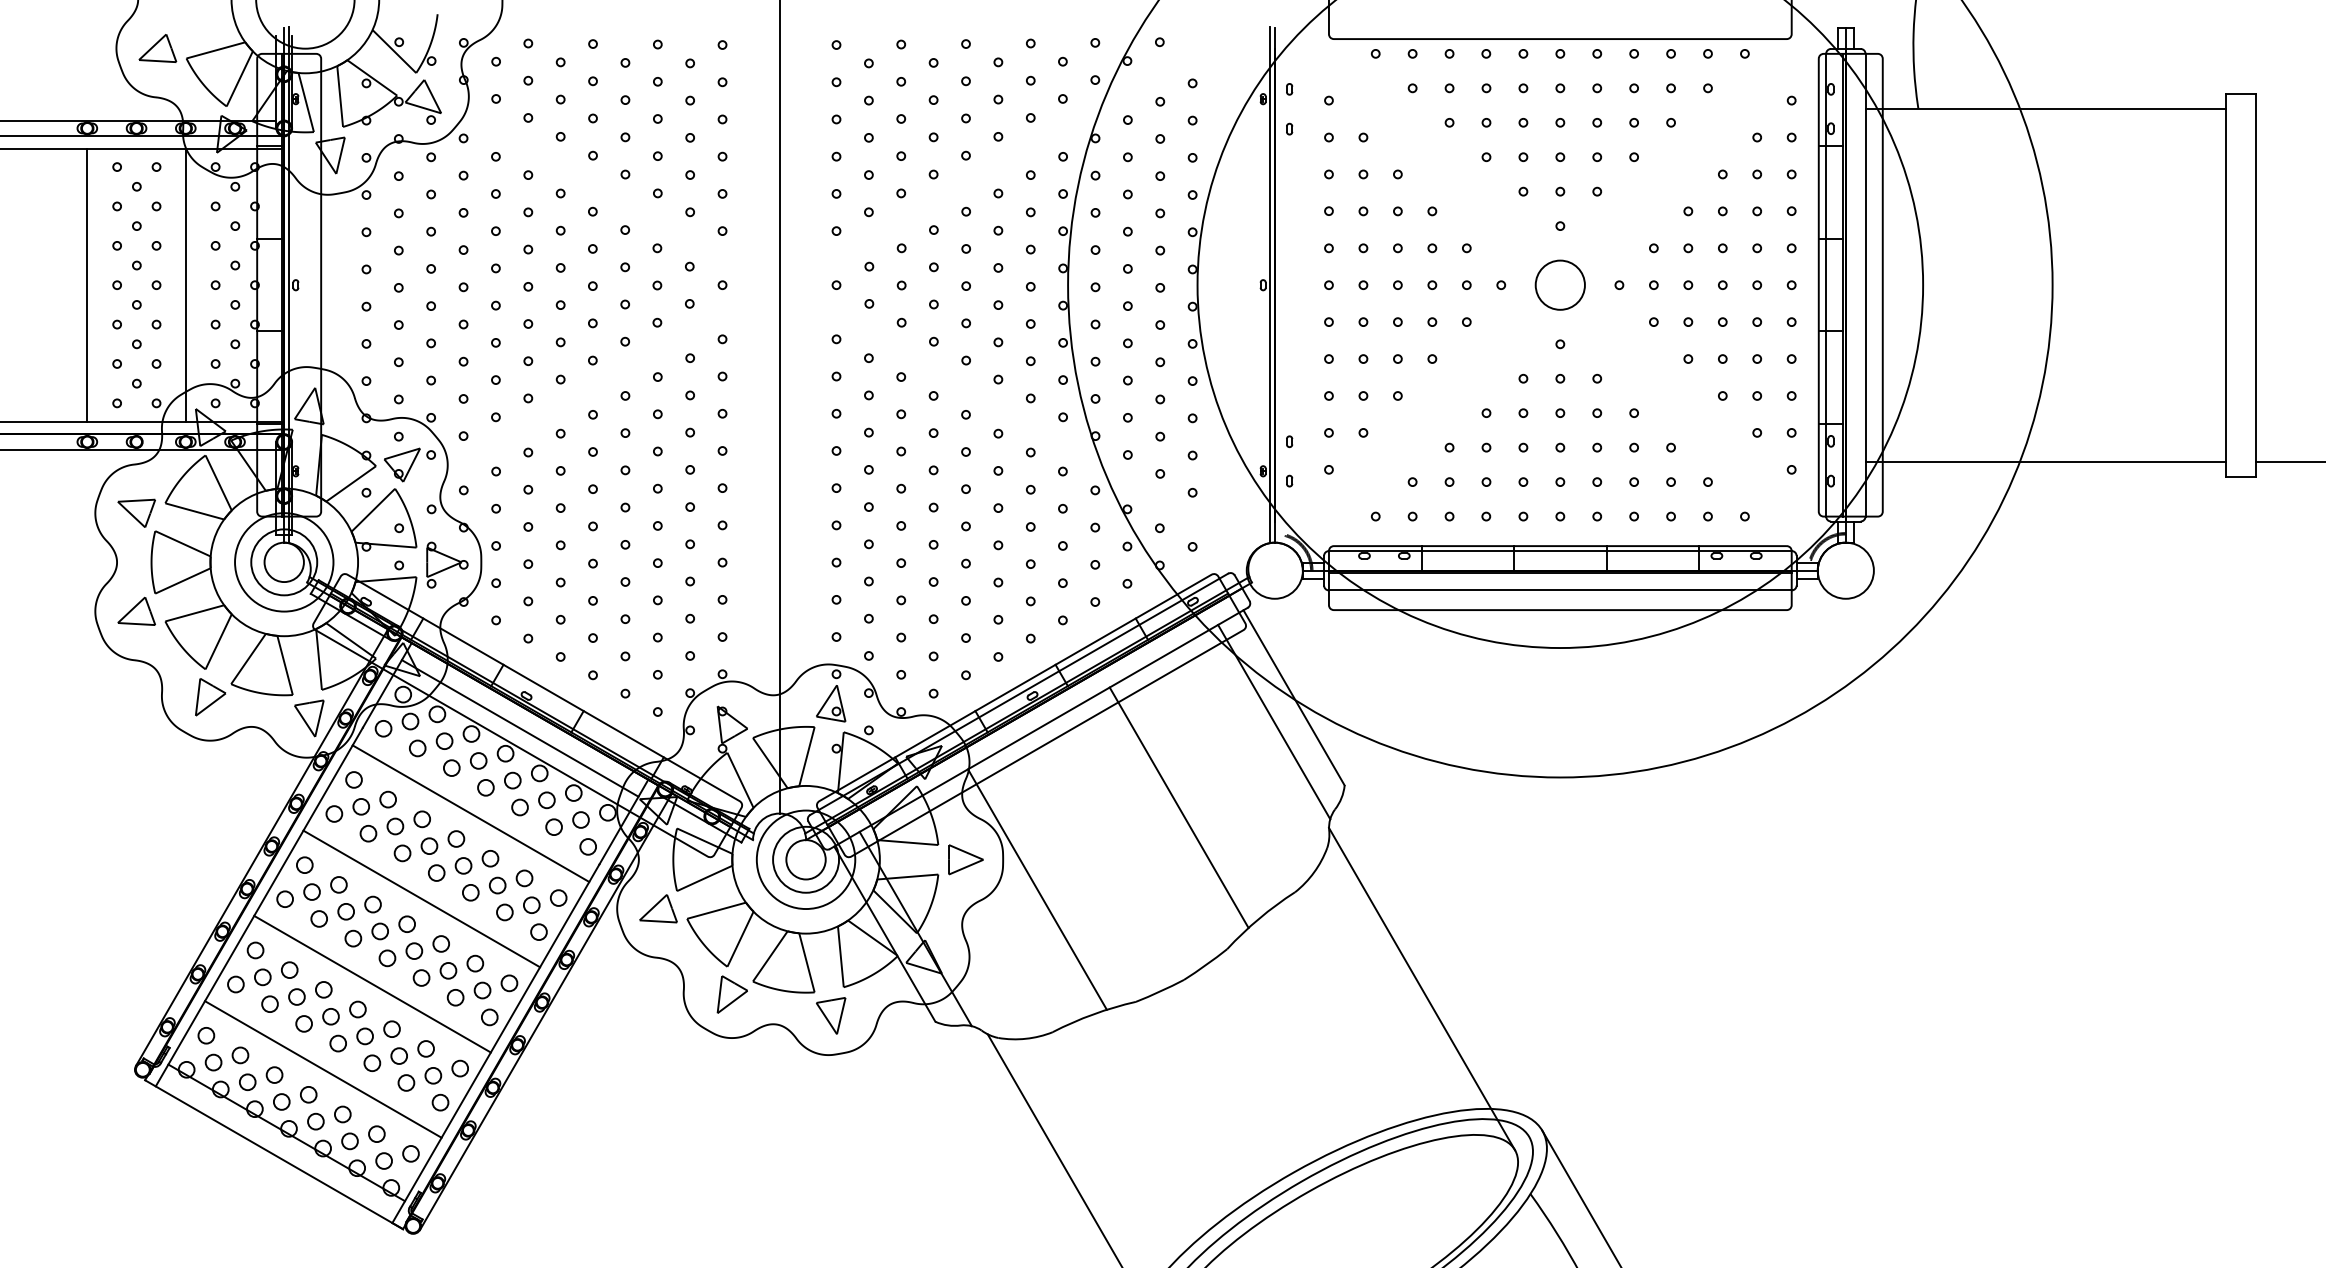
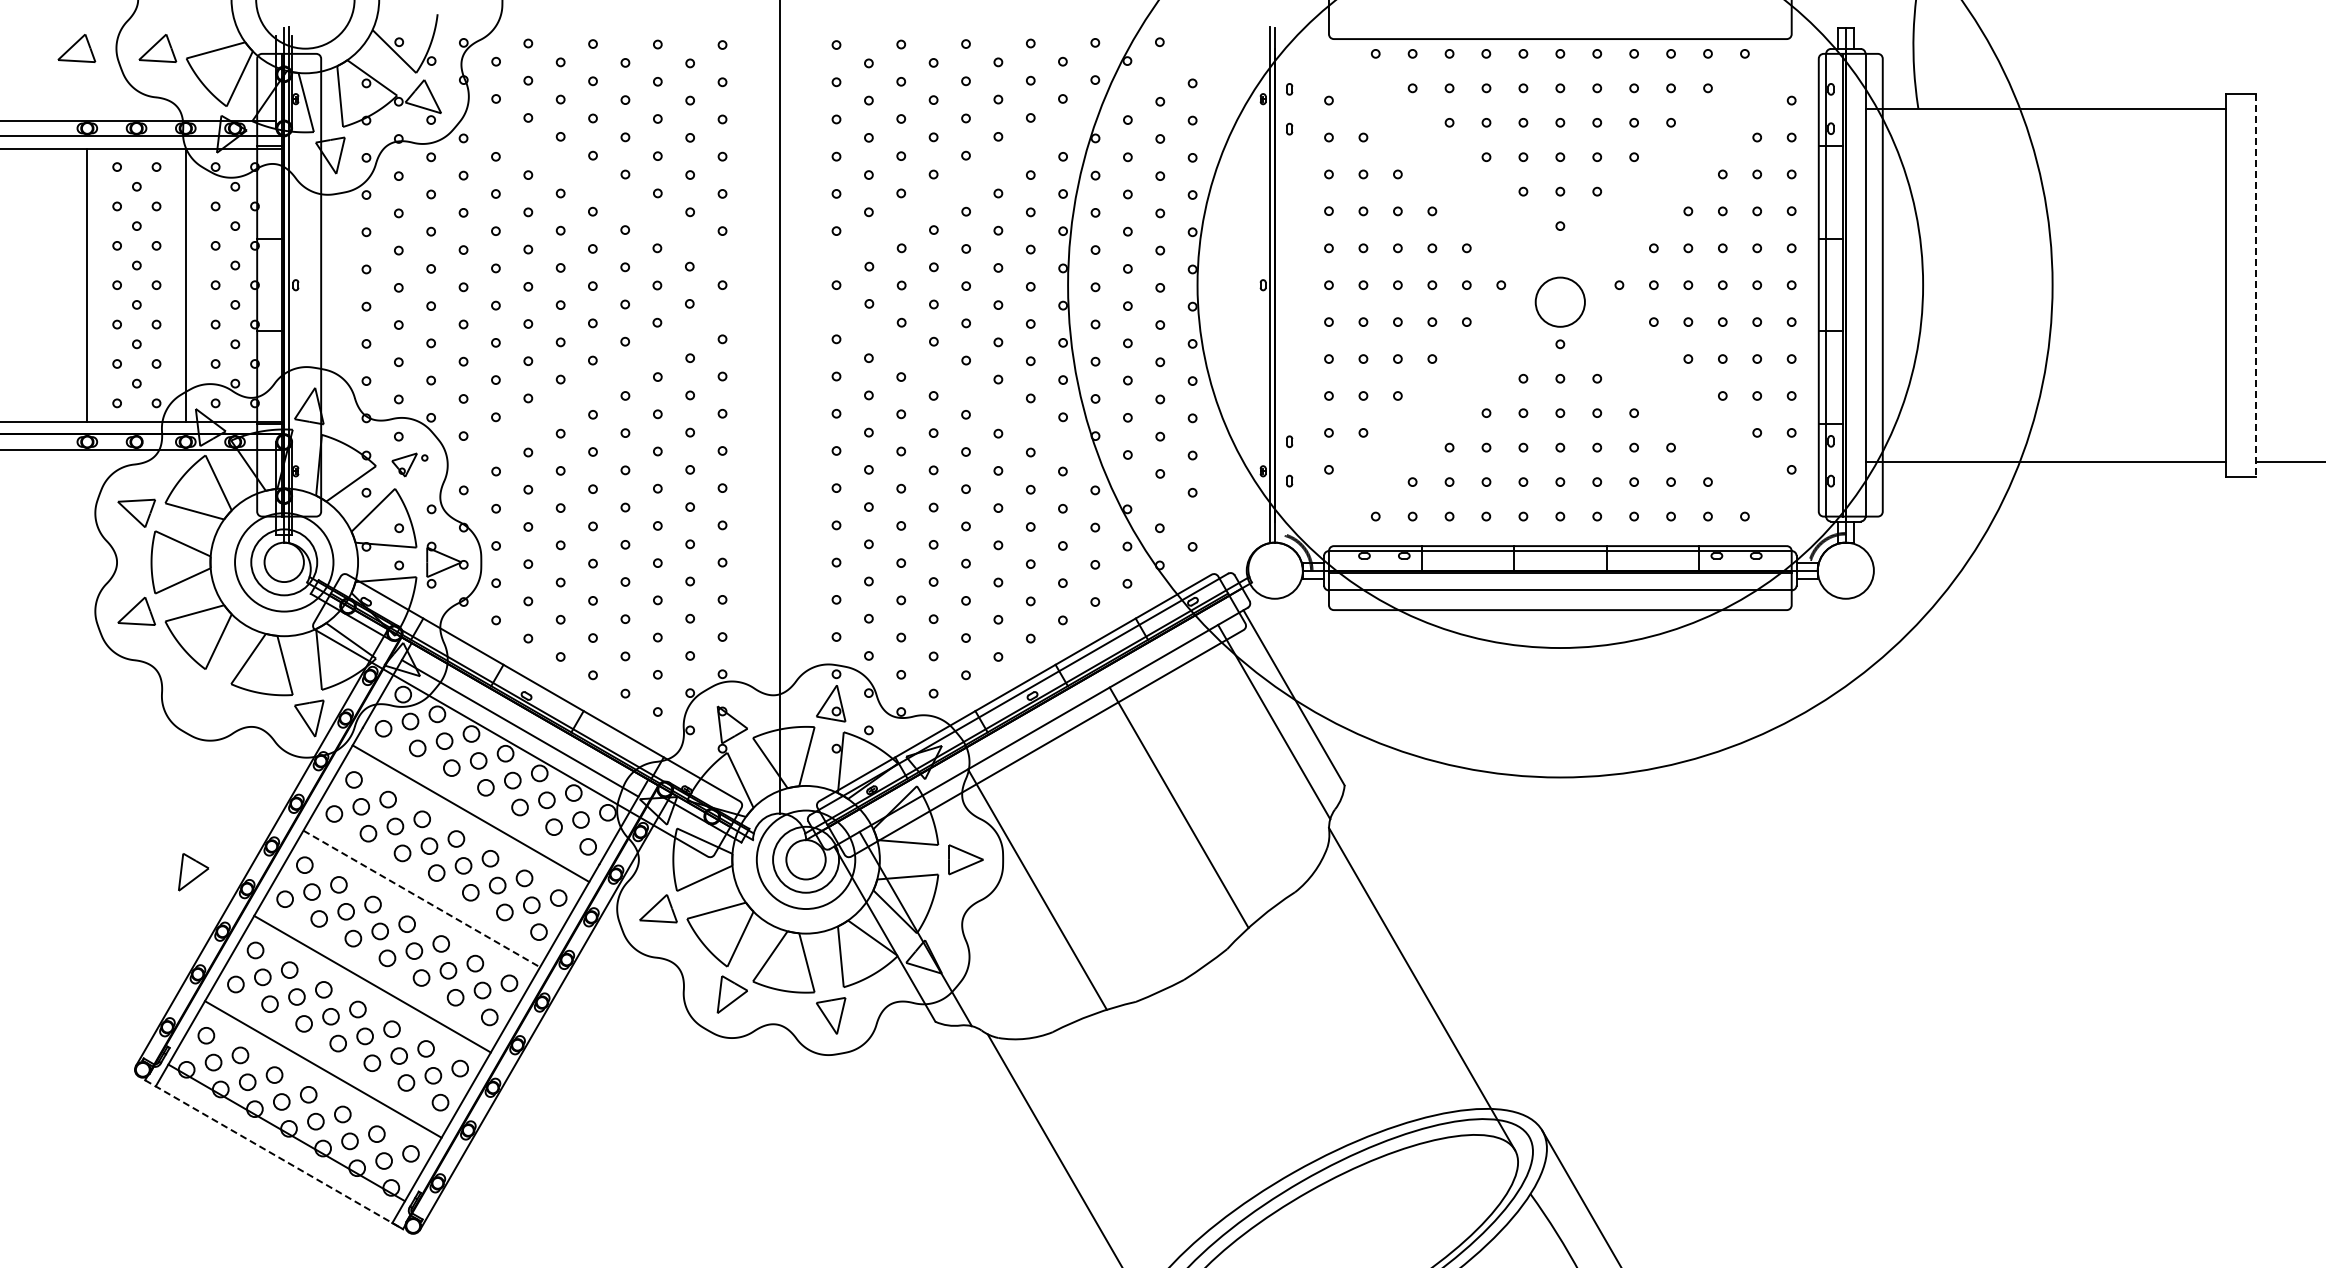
part: none -> present (76, 48)
circle position: (1559, 284) -> (1559, 301) (1559, 301)
line: solid -> dashed (2256, 285)
part size: 52x36 px -> 38x26 px (409, 464)
part position: (210, 697) -> (193, 872) (193, 872)
line: solid -> dashed (421, 898)
line: solid -> dashed (274, 1154)
